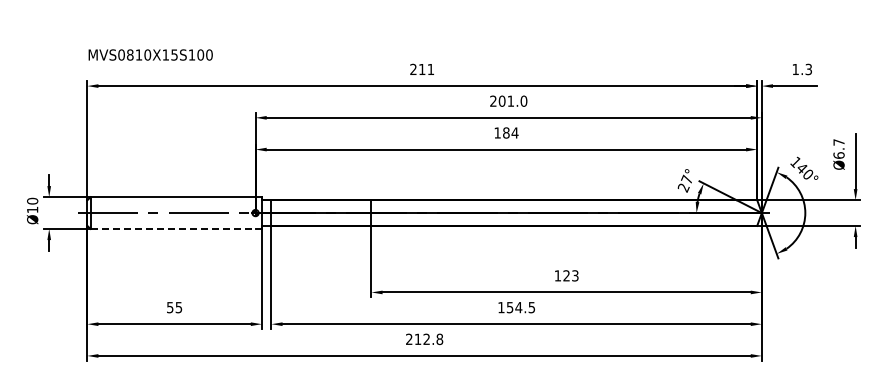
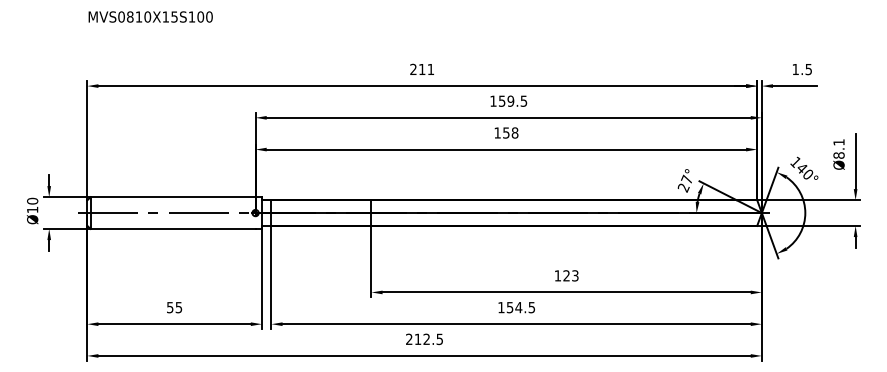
text position: (150, 54) -> (150, 16) (150, 16)
text: 1.3 -> 1.5 (808, 68)
text: 201.0 -> 159.5 (508, 100)
text: 184 -> 158 (510, 132)
text: Ø6.7 -> Ø8.1 (838, 148)
line: dashed -> solid (173, 228)
text: 212.8 -> 212.5 (439, 338)
